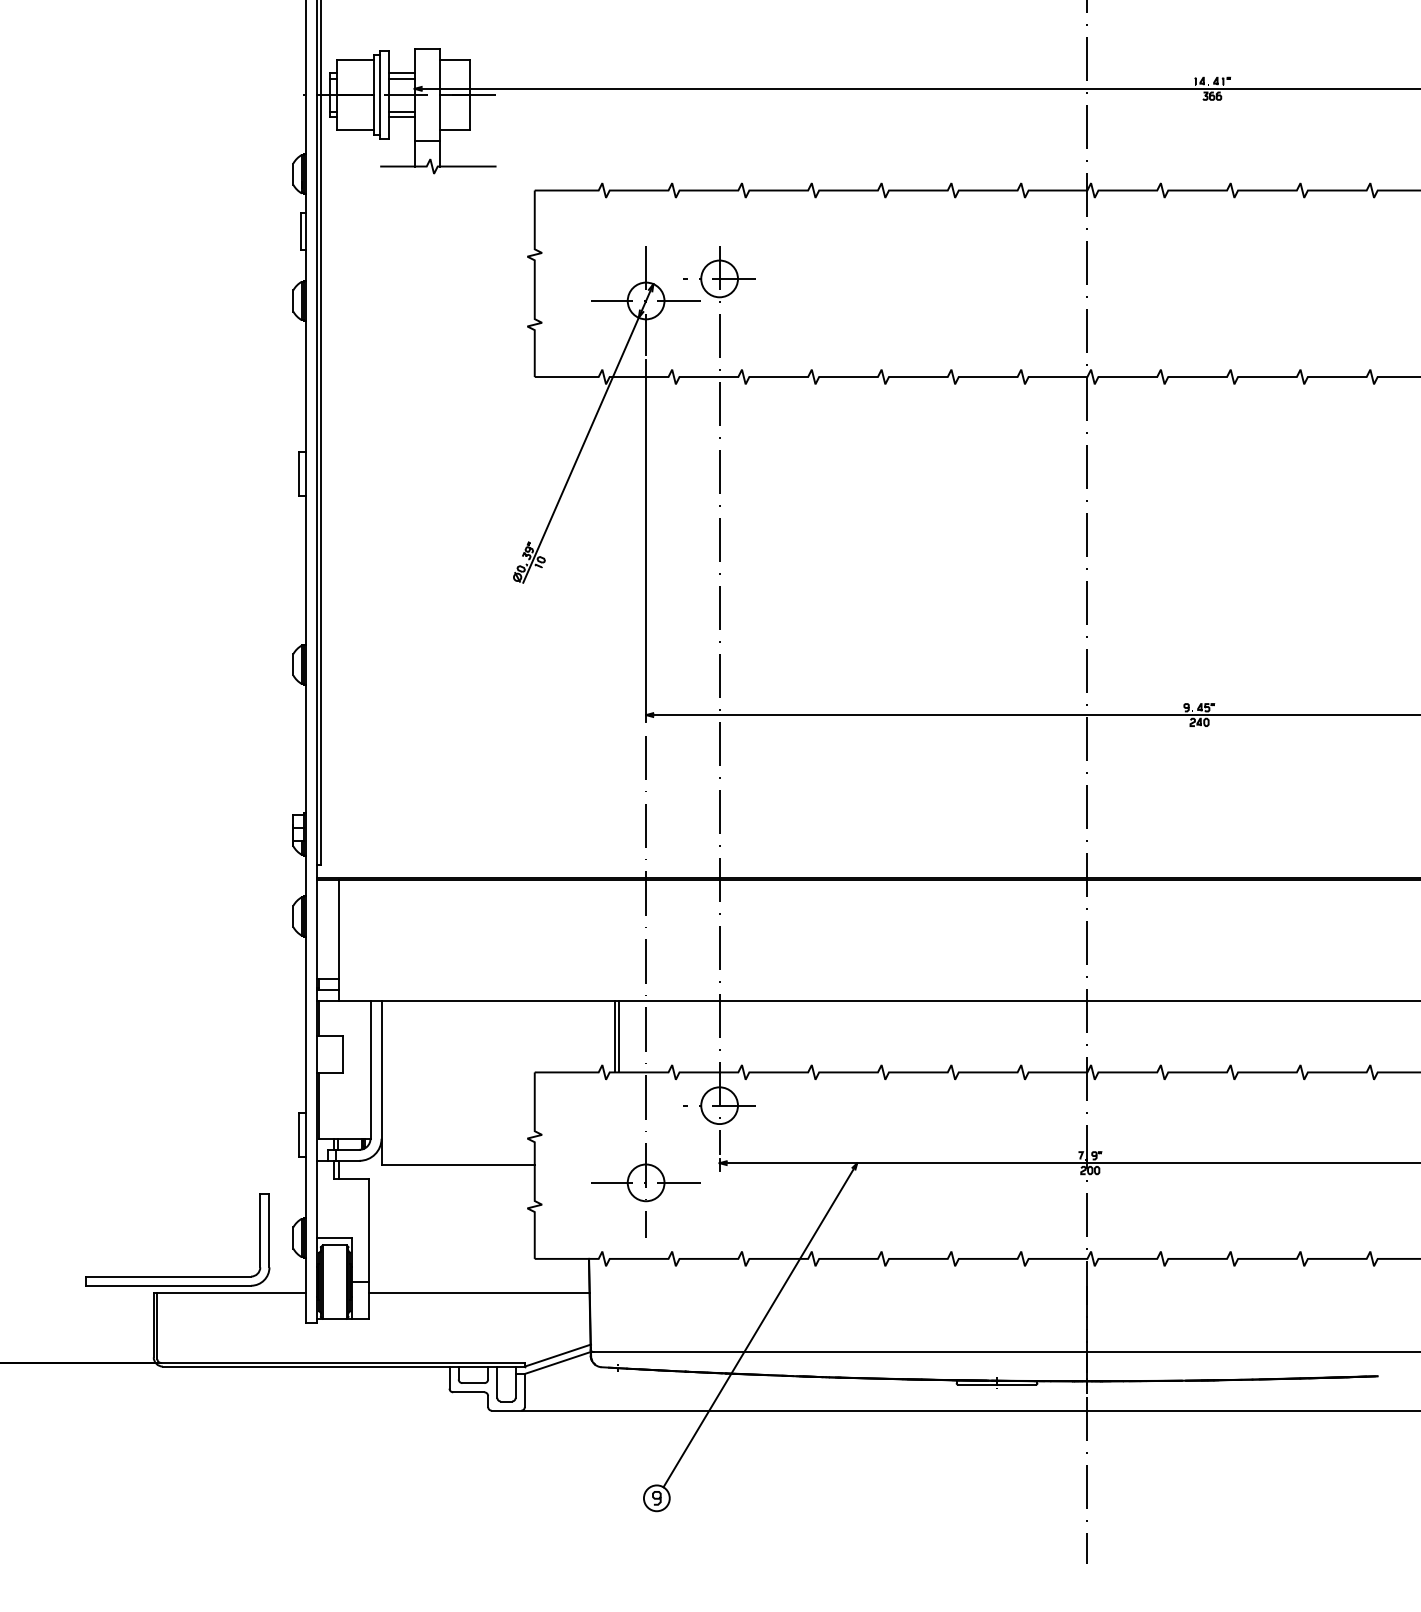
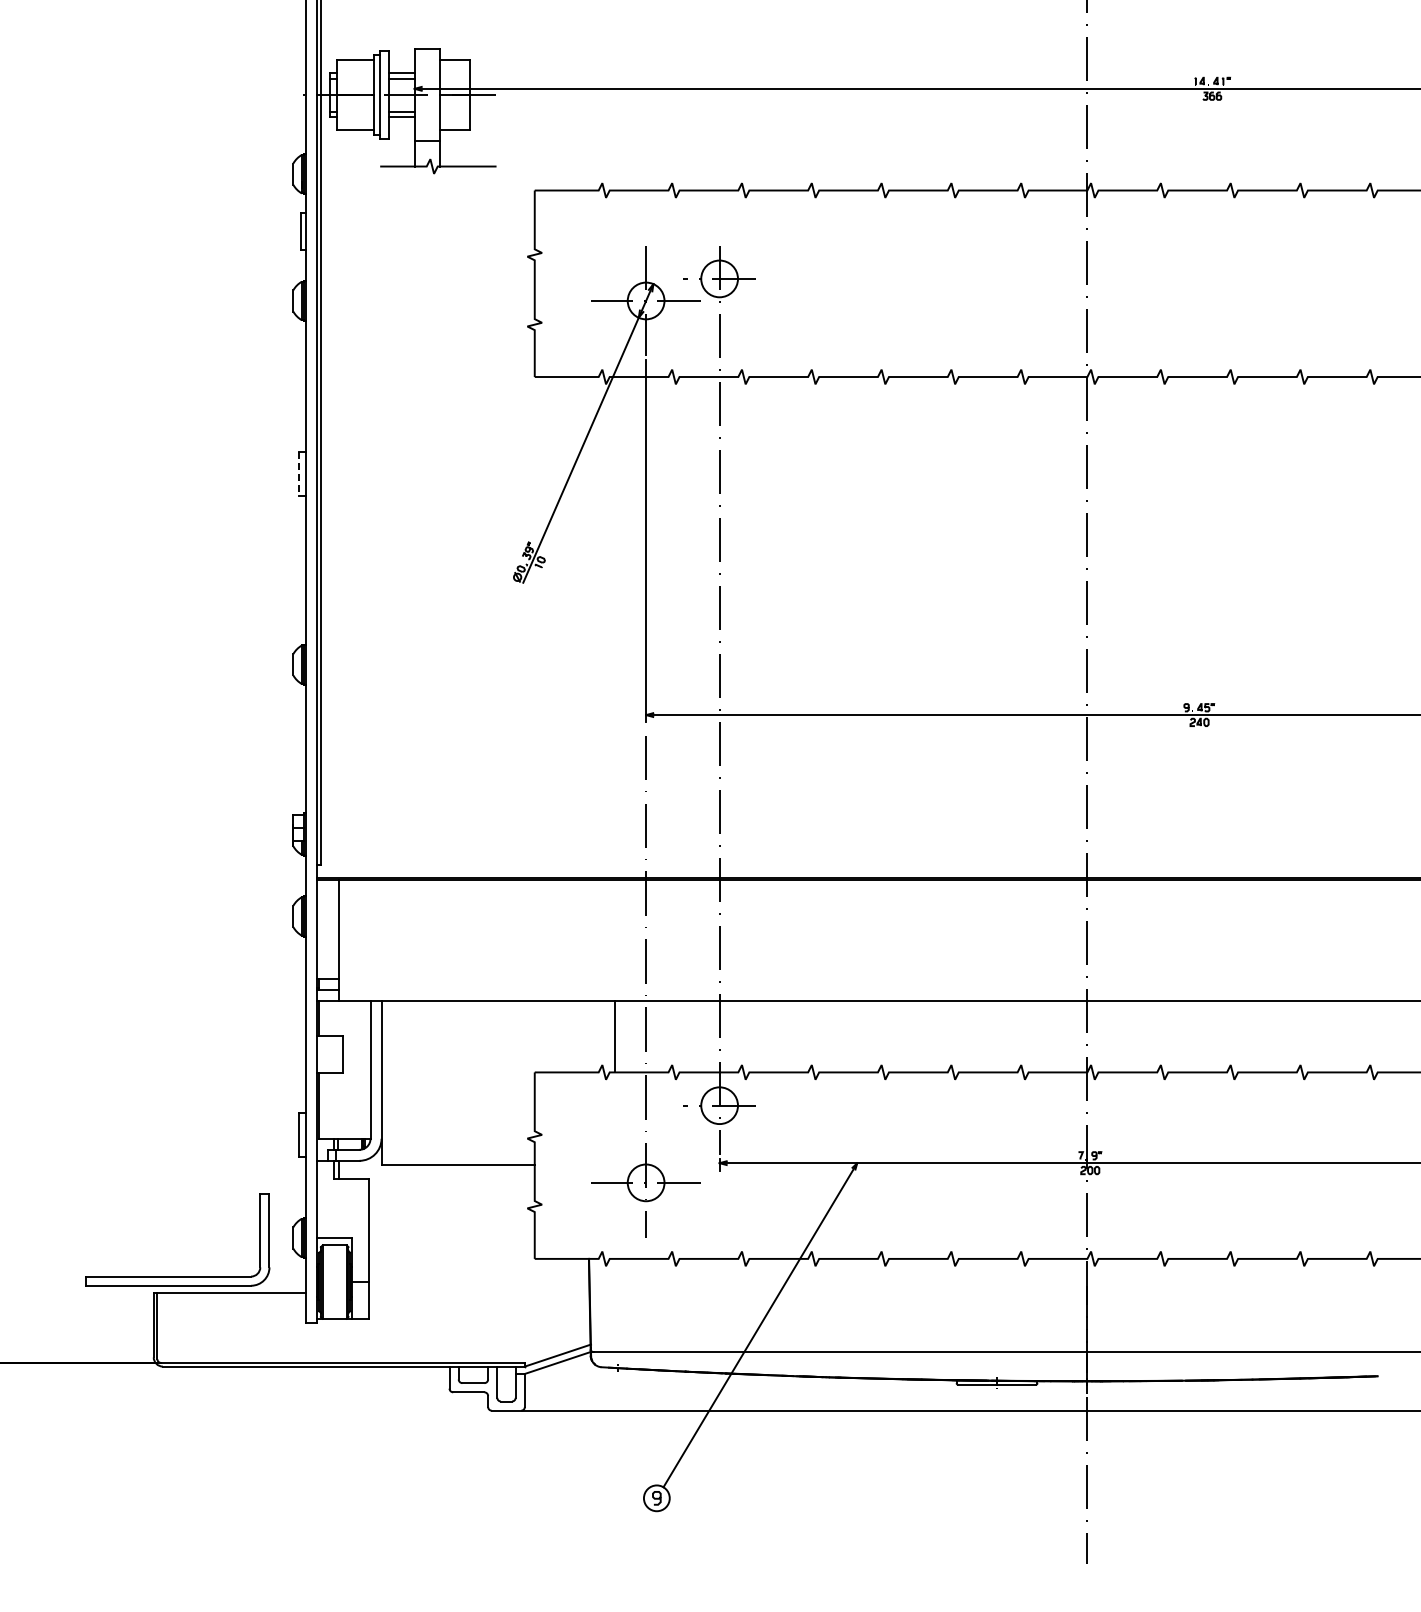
line: solid -> dashed (298, 474)
line: present -> none (618, 1036)
line: present -> none (478, 1293)
